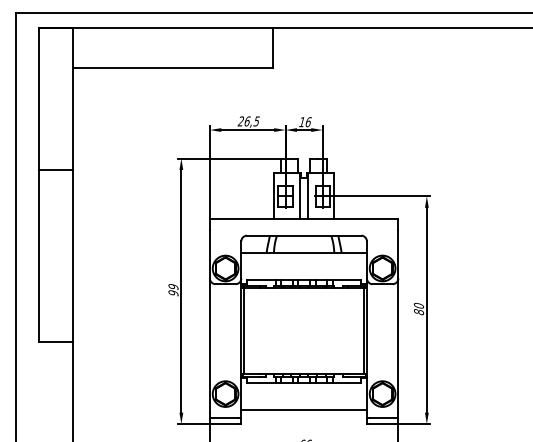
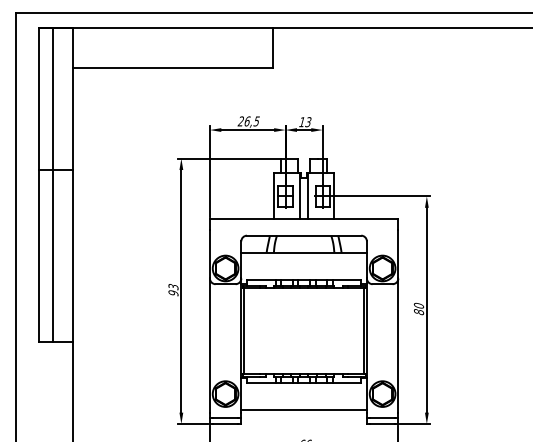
text: 16 -> 13 (308, 122)
line: none -> present (53, 184)
text: 99 -> 93 (173, 287)
